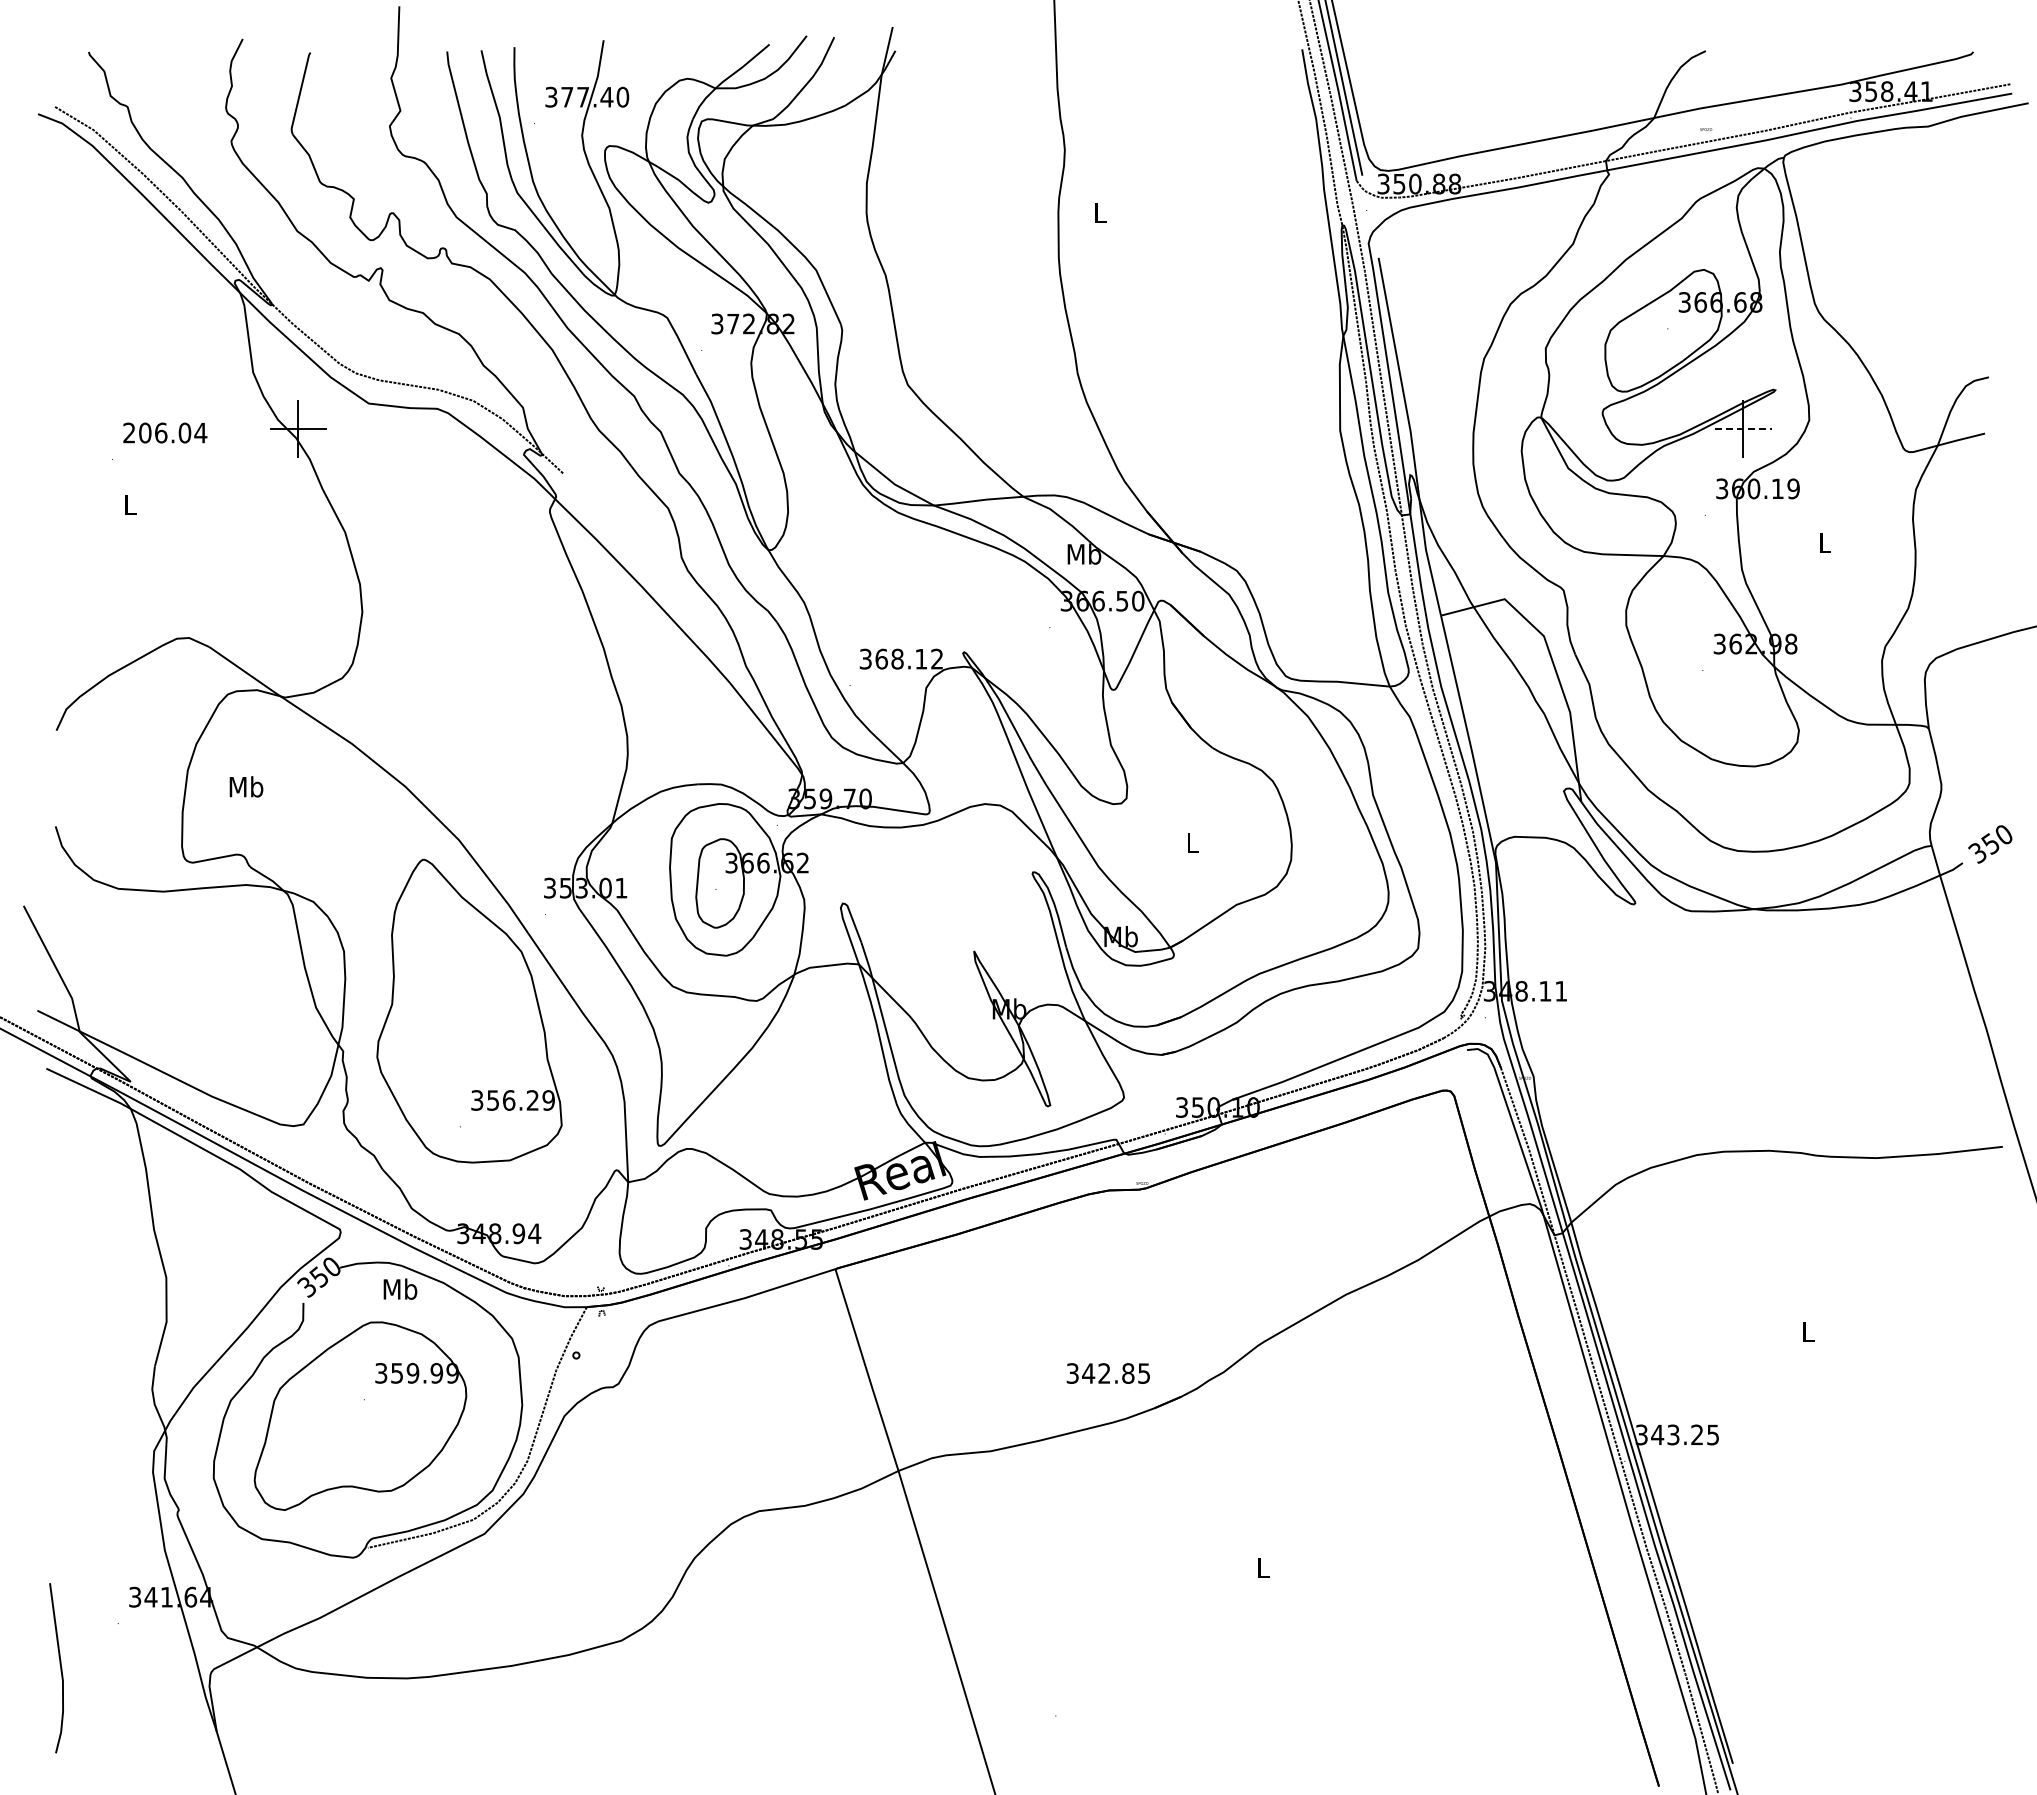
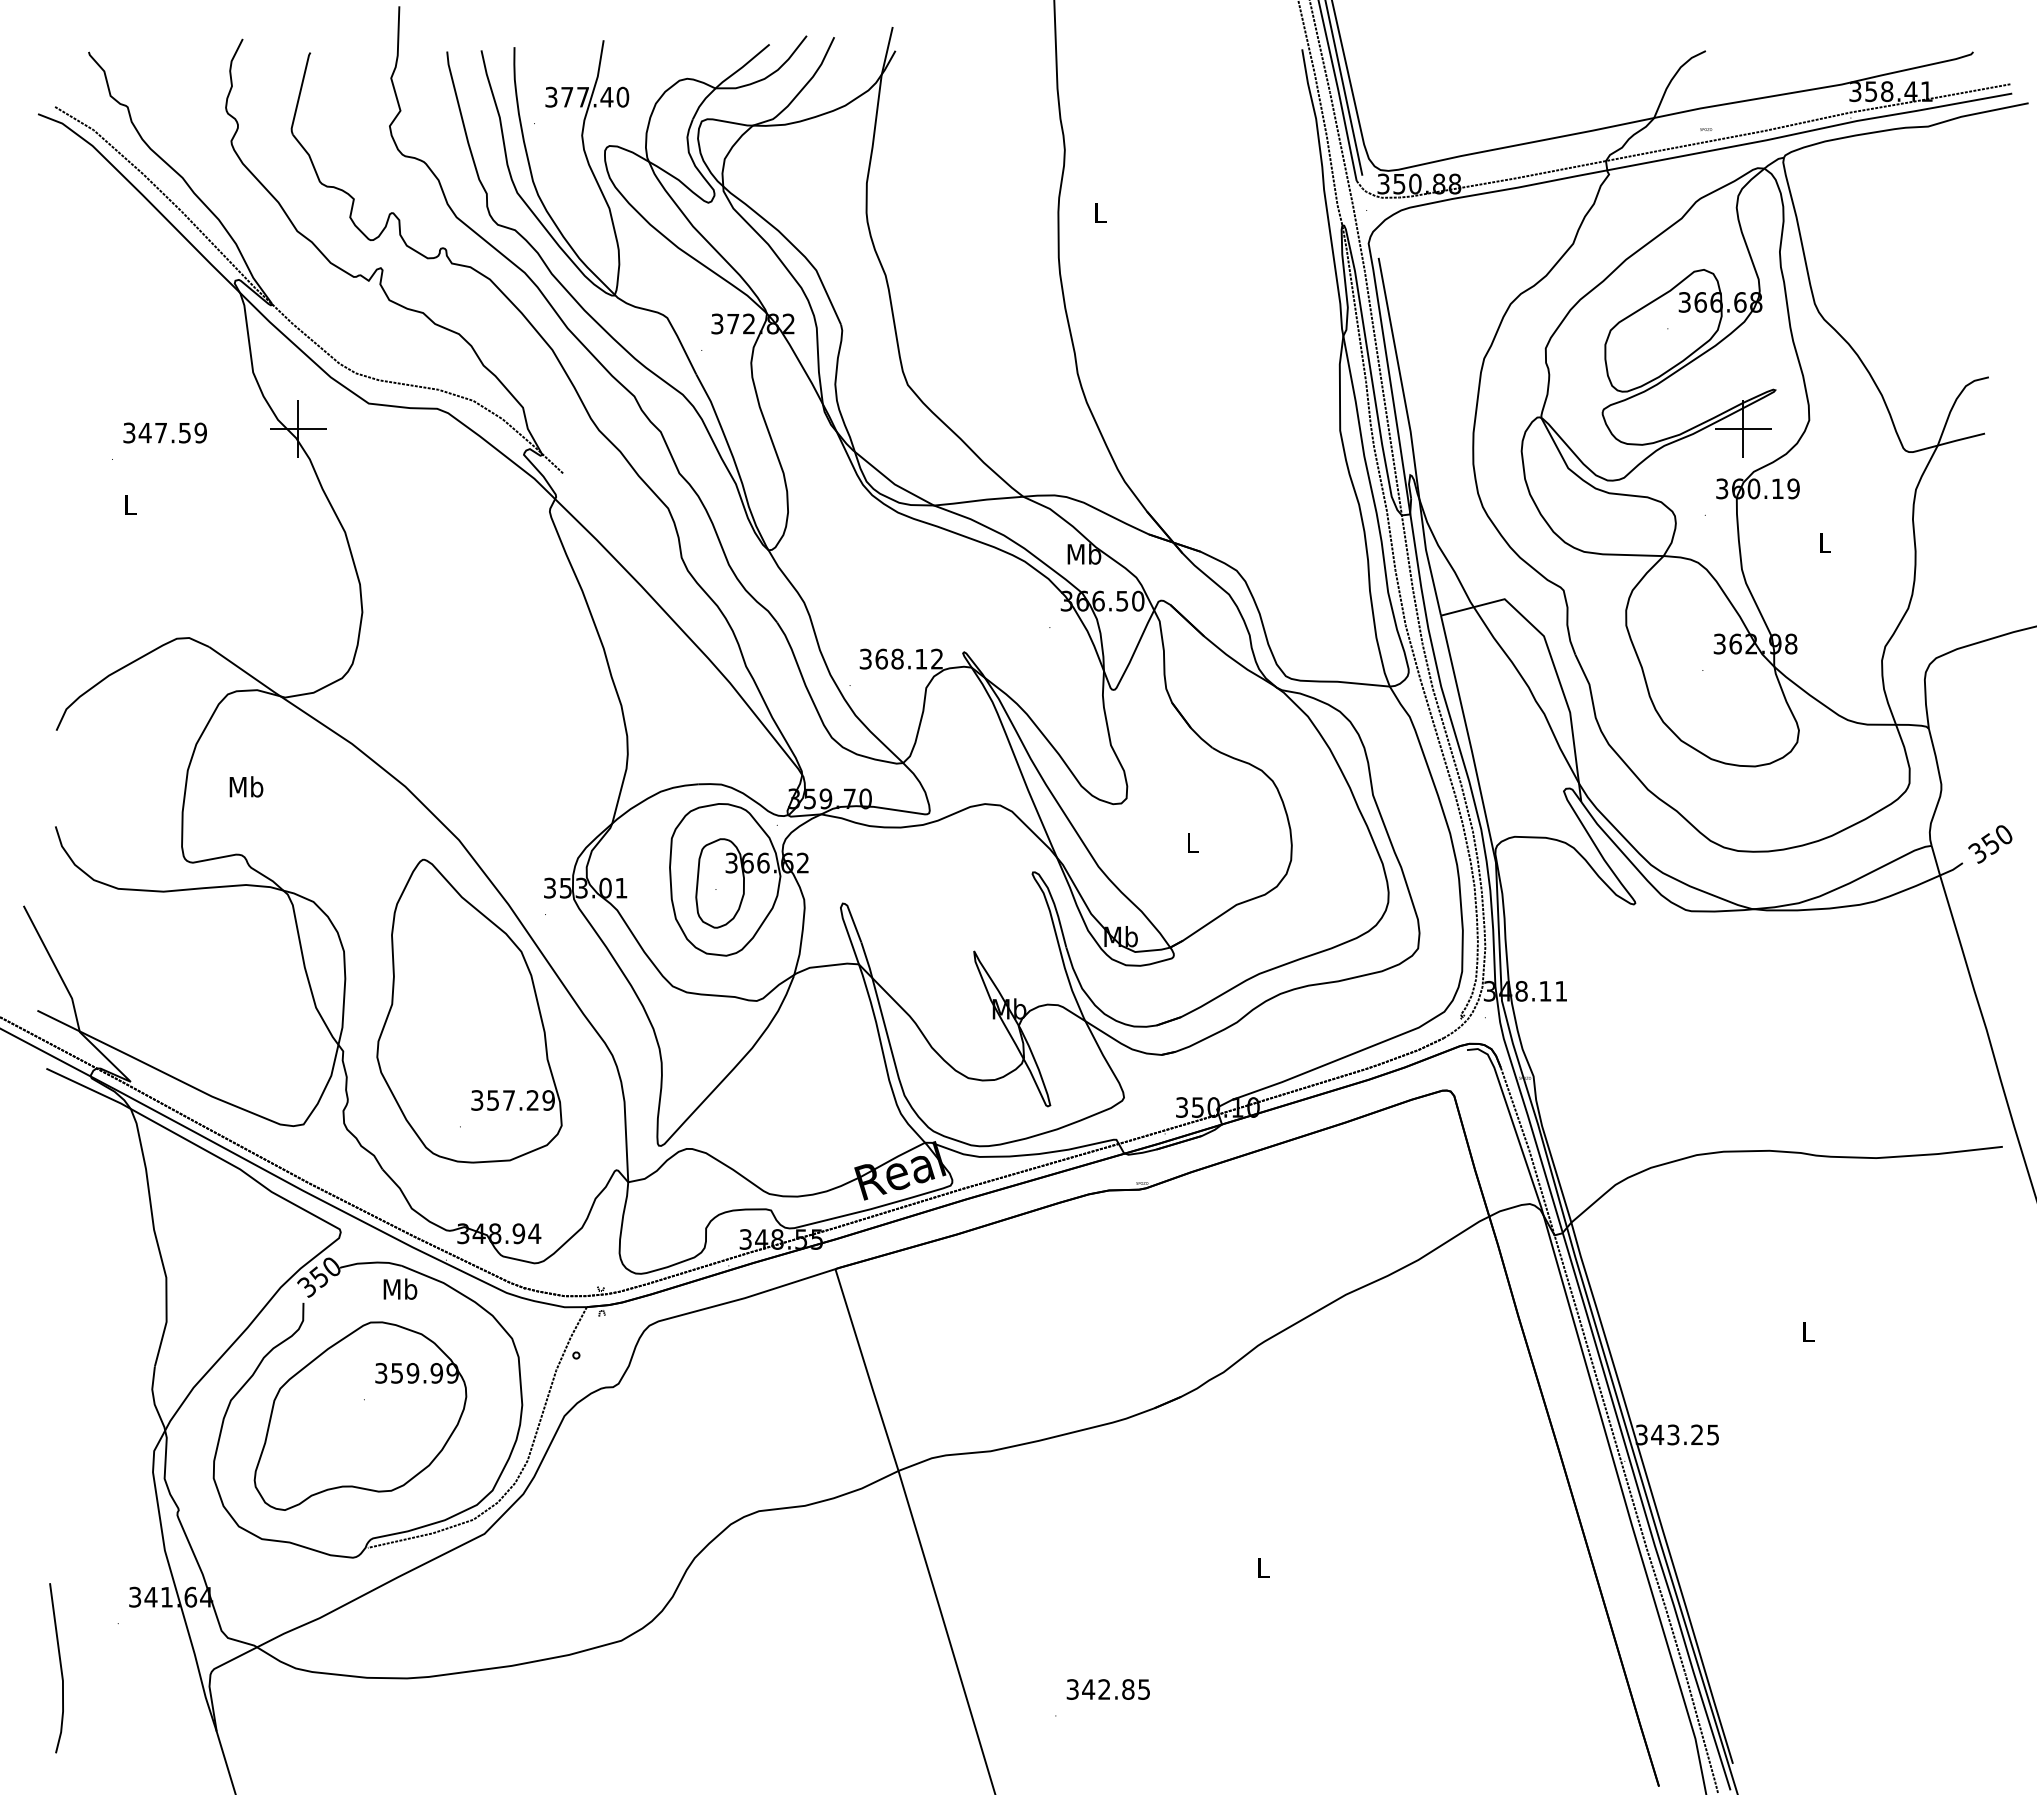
line: dashed -> solid (1743, 429)
text: 206.04 -> 347.59 (165, 432)
text: 356.29 -> 357.29 (509, 1100)
text position: (1107, 1373) -> (1107, 1689) (1107, 1689)
